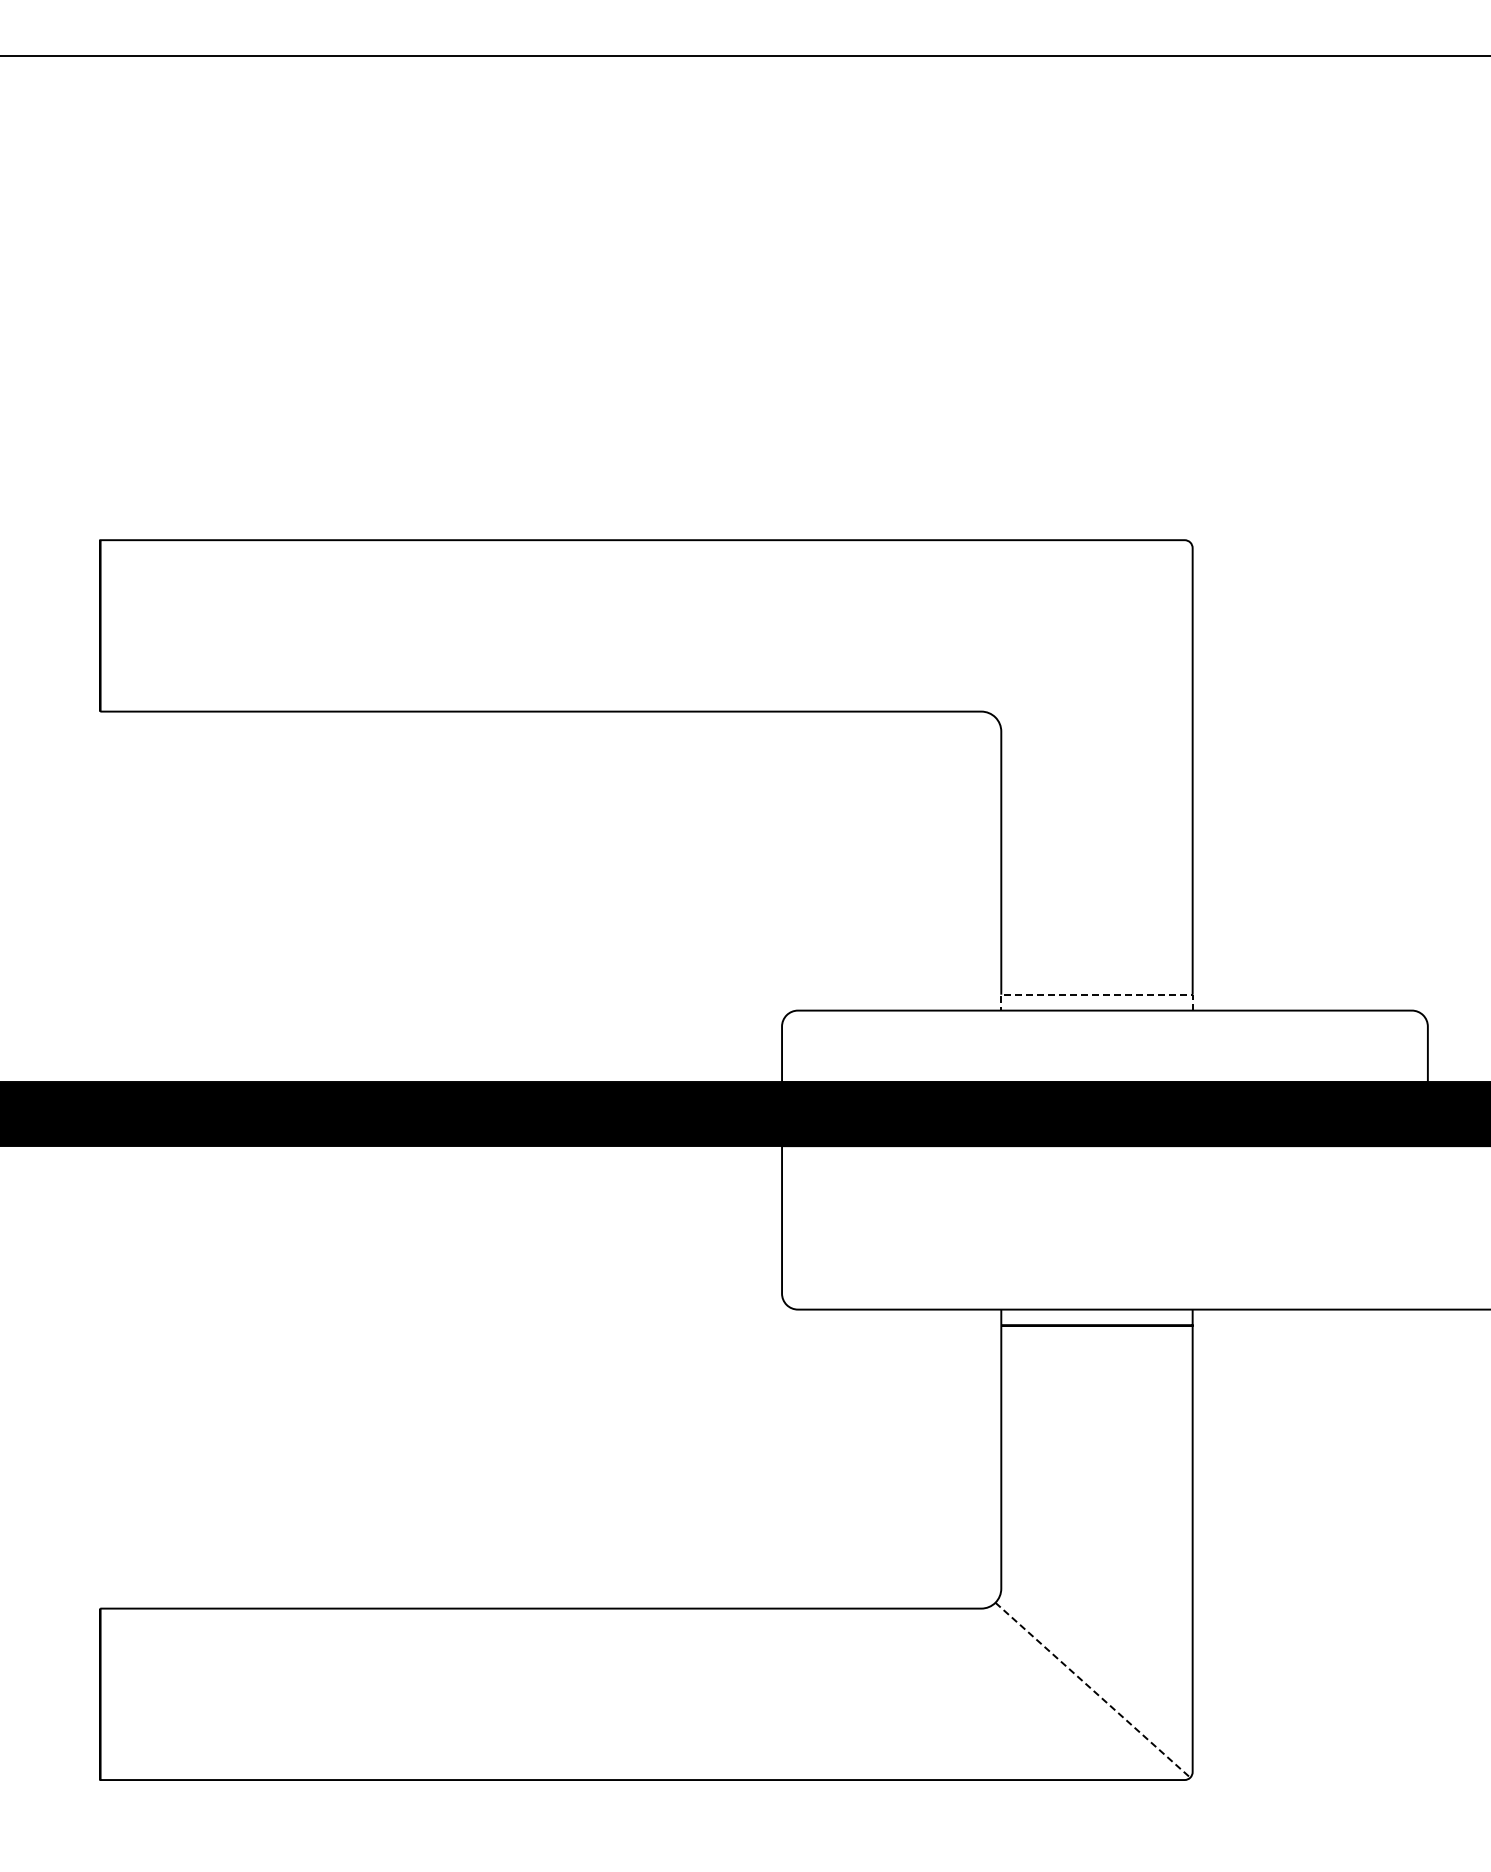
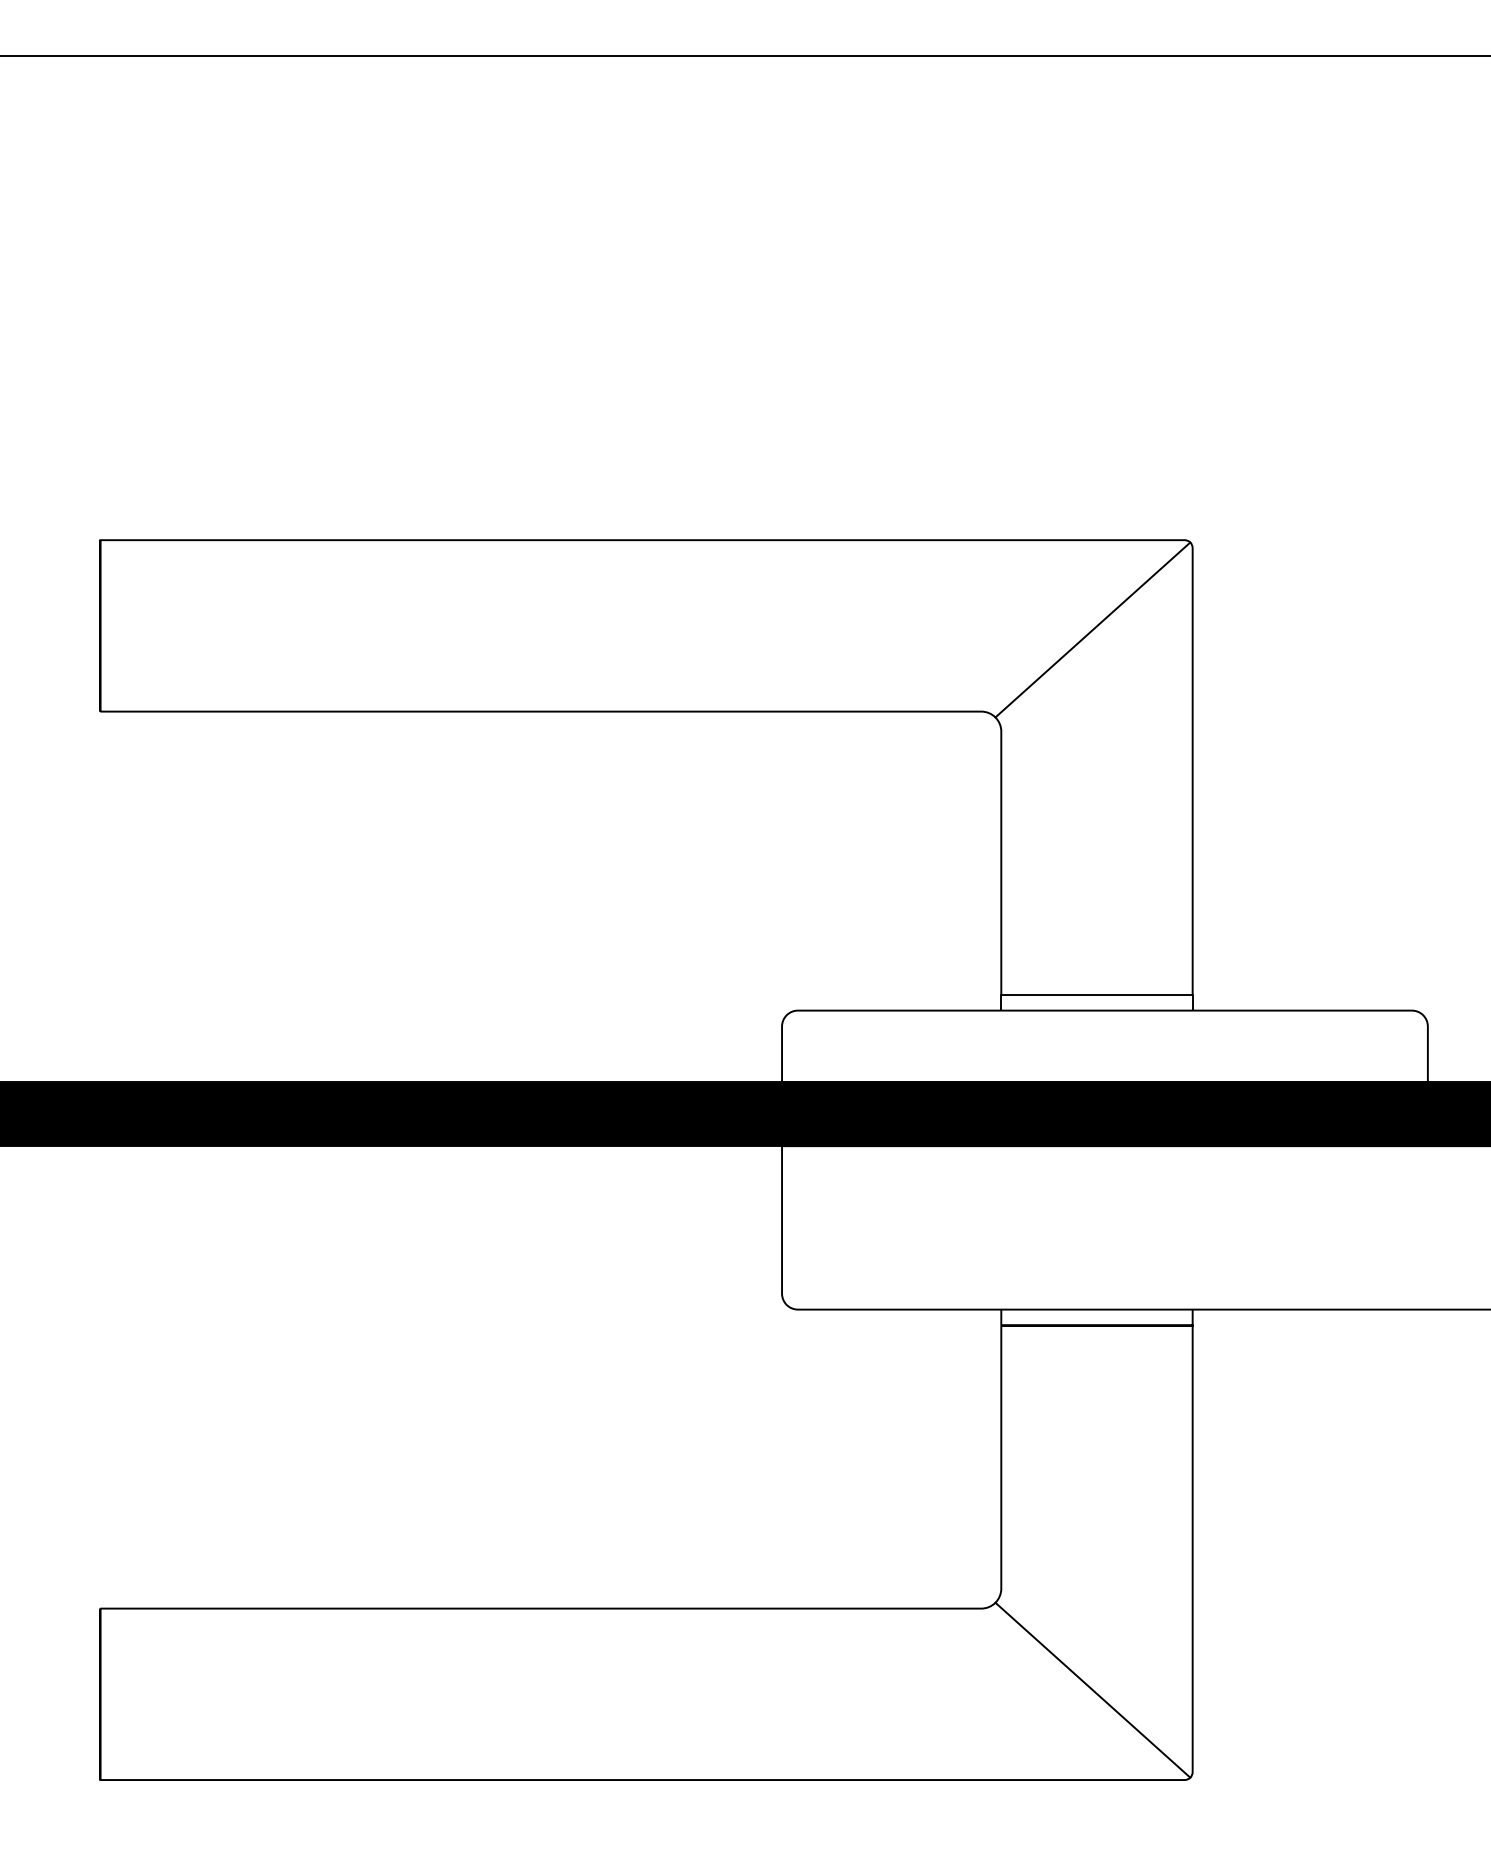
line: none -> present (1092, 629)
line: dashed -> solid (1096, 994)
line: dashed -> solid (1092, 1690)
